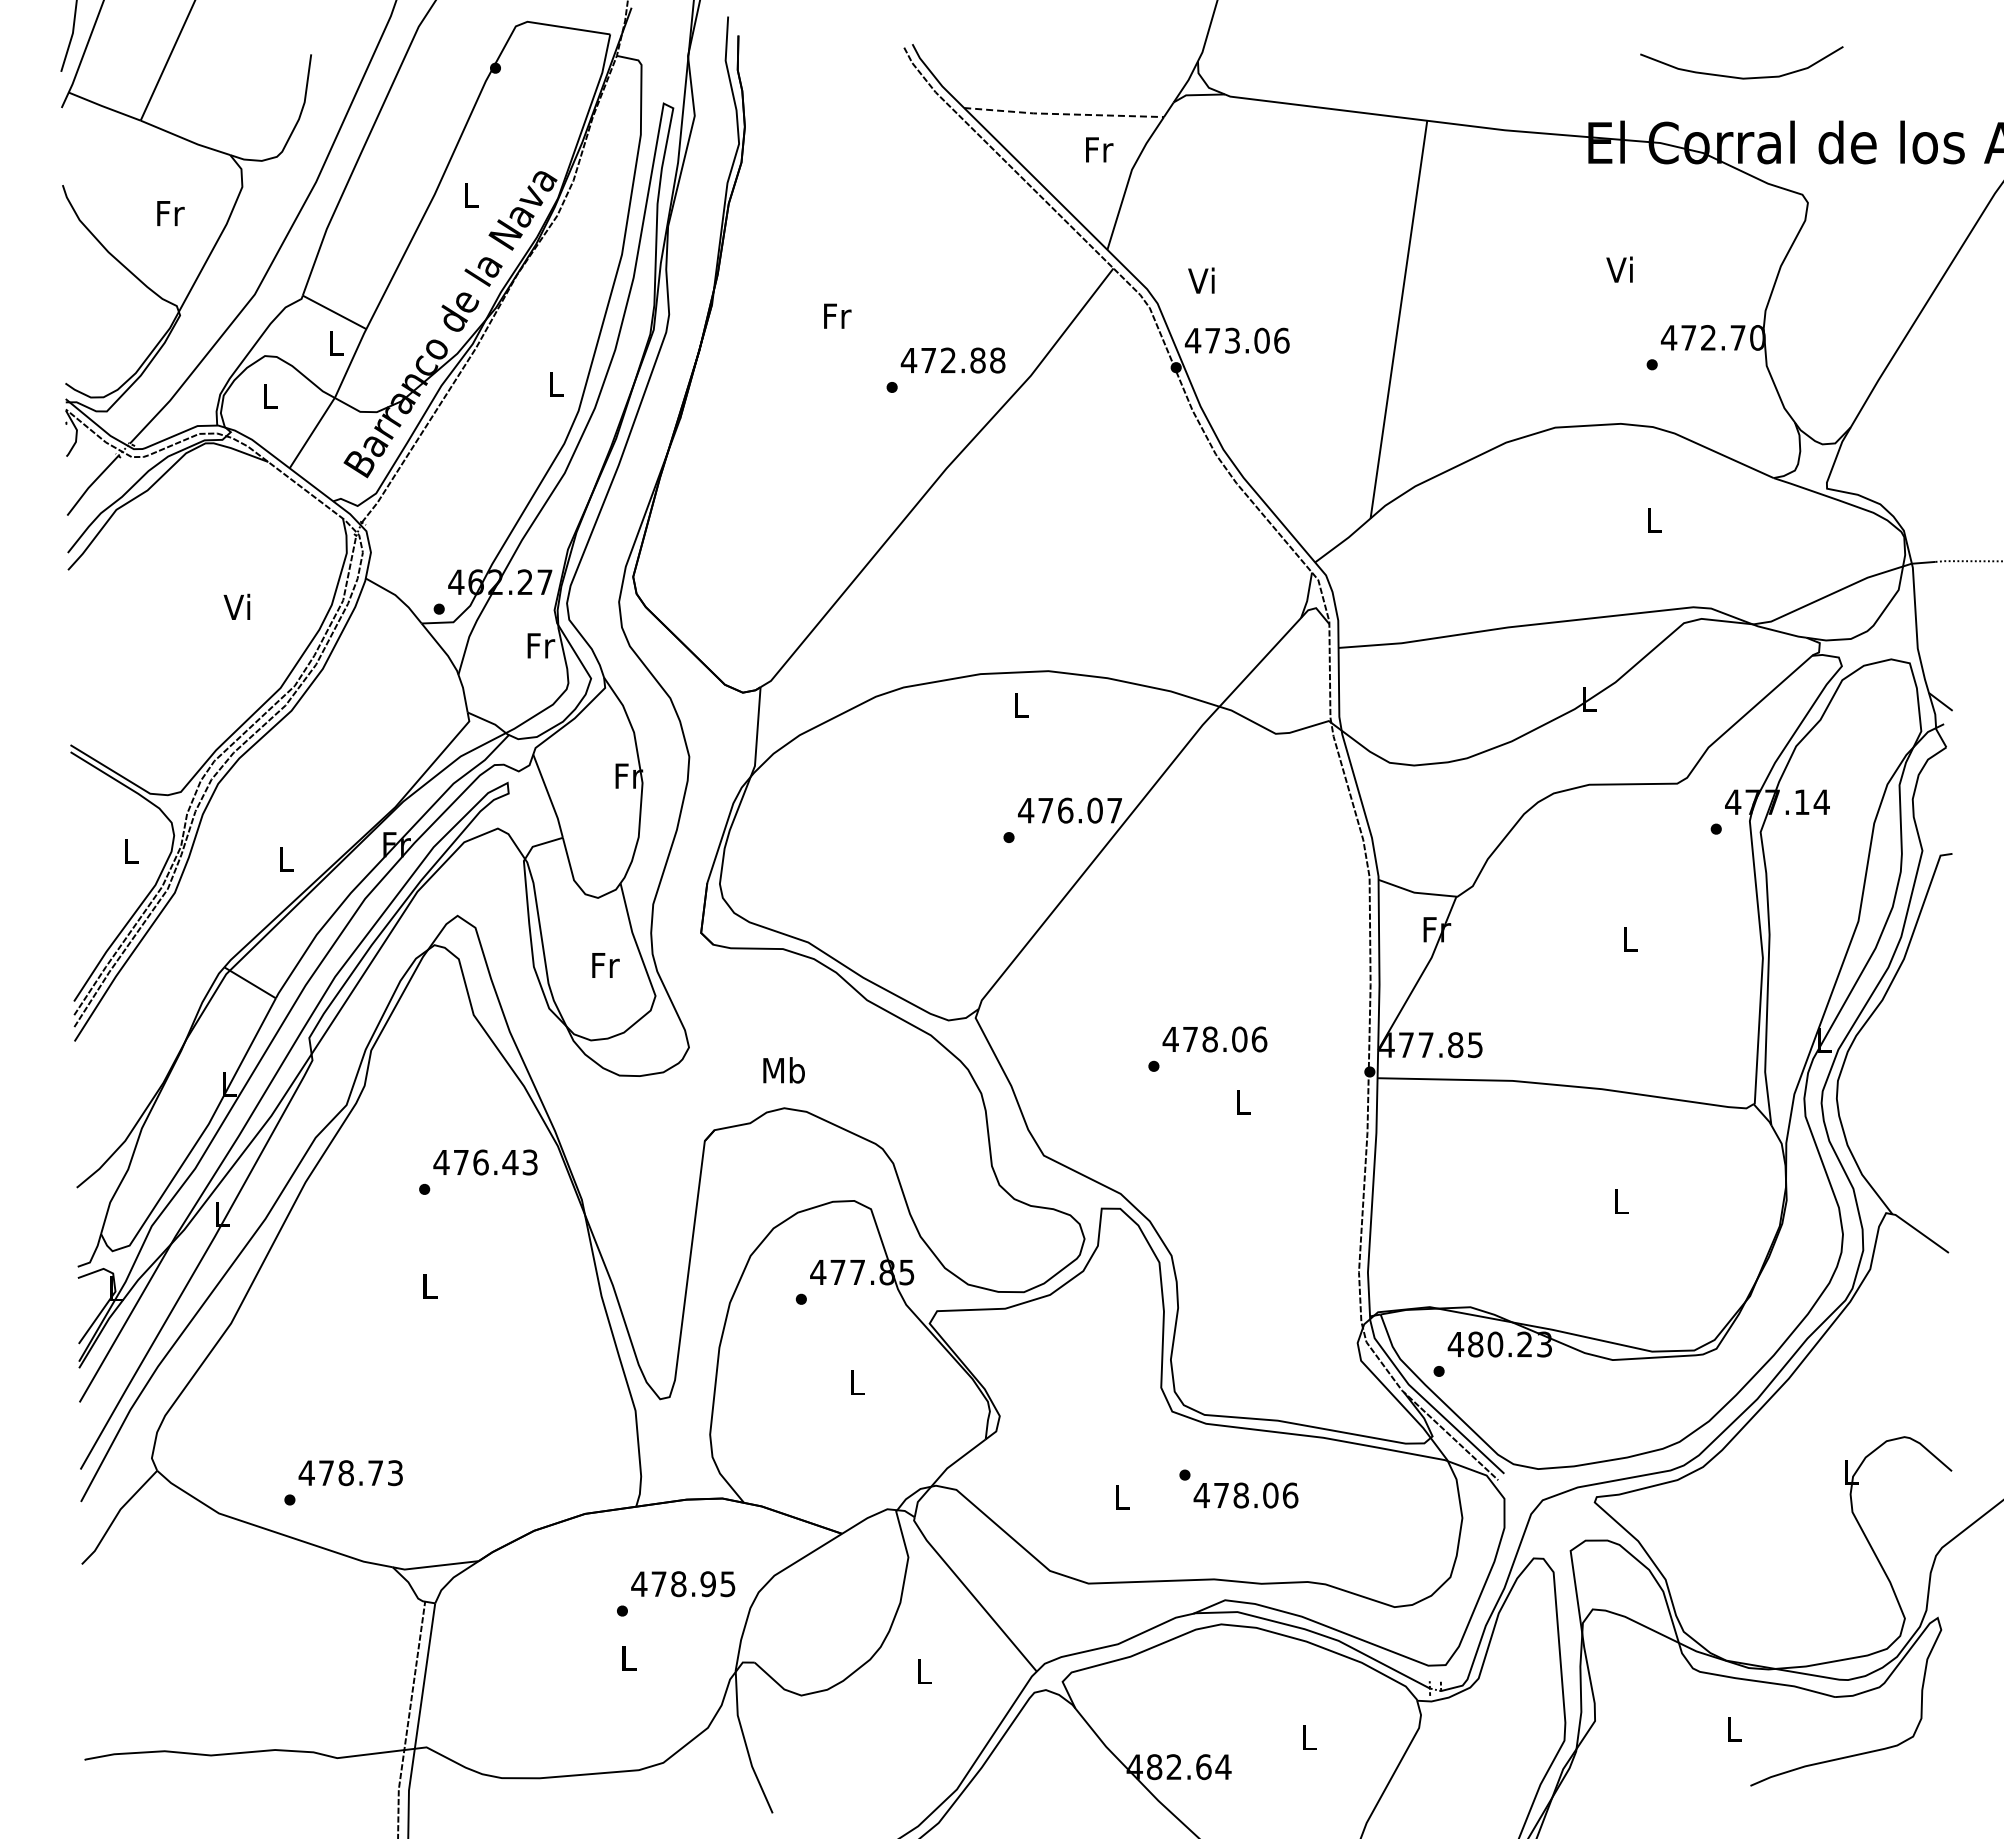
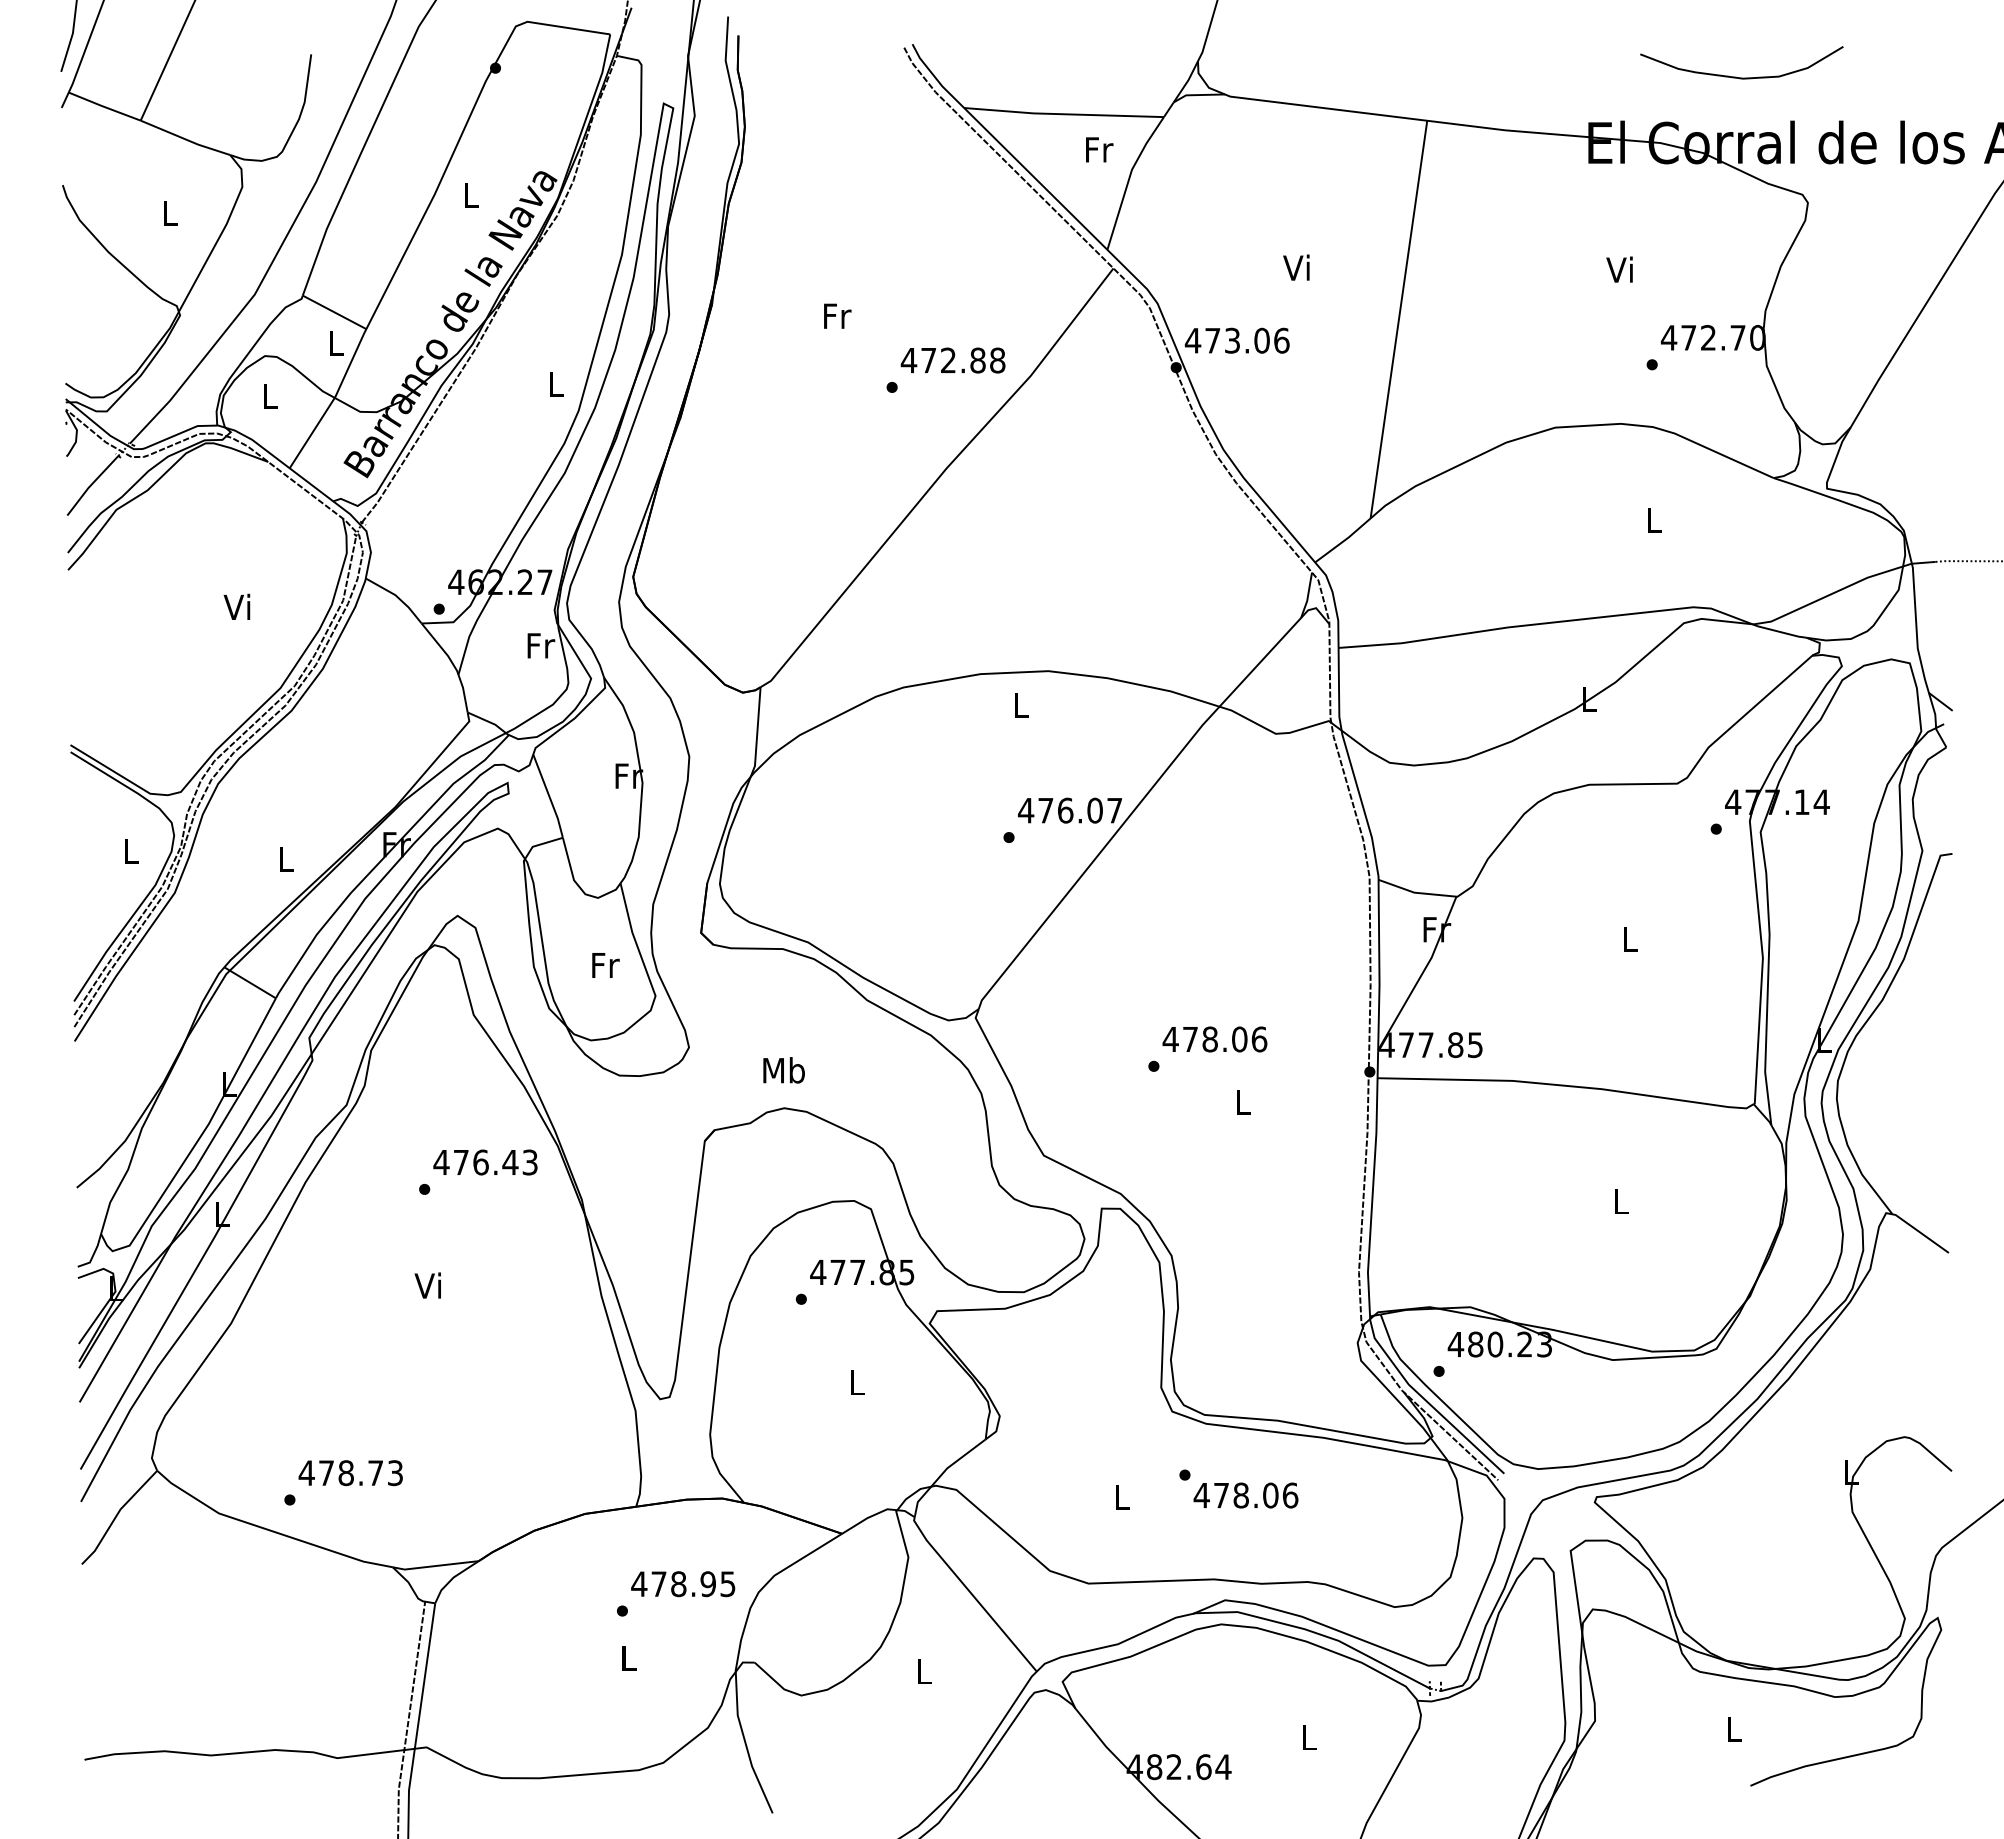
line: dashed -> solid (1063, 114)
text: Fr -> L (170, 213)
text position: (1201, 280) -> (1296, 267) (1296, 267)
text: L -> Vi (427, 1285)
